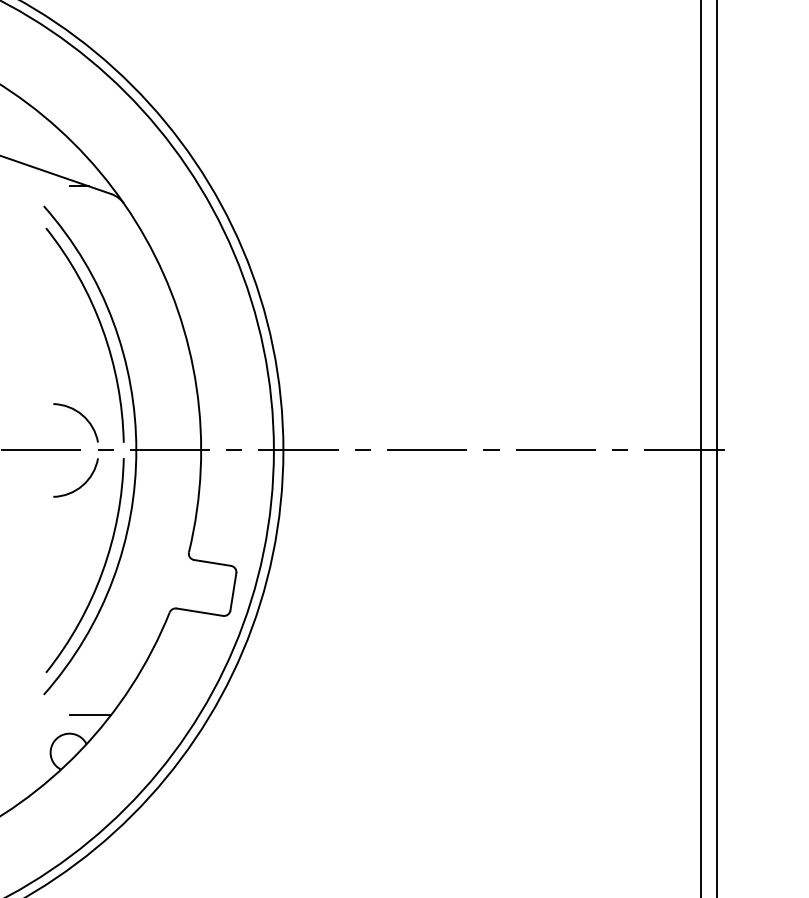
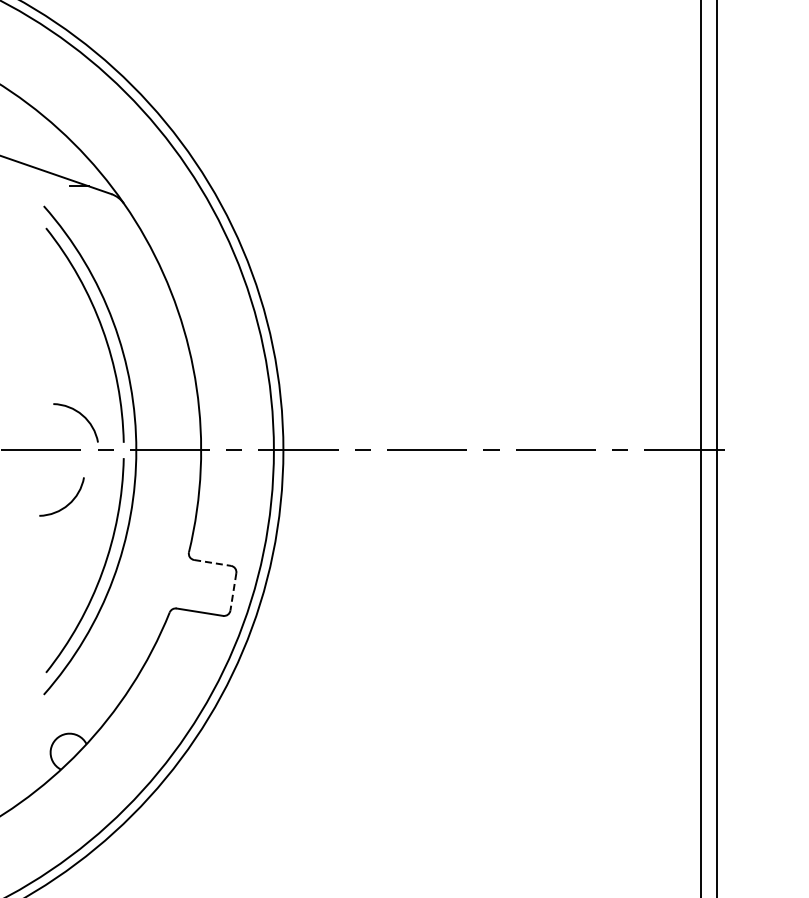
arc position: (79, 486) -> (65, 505) (65, 505)
line: solid -> dashed (212, 562)
line: solid -> dashed (233, 592)
line: present -> none (90, 714)
